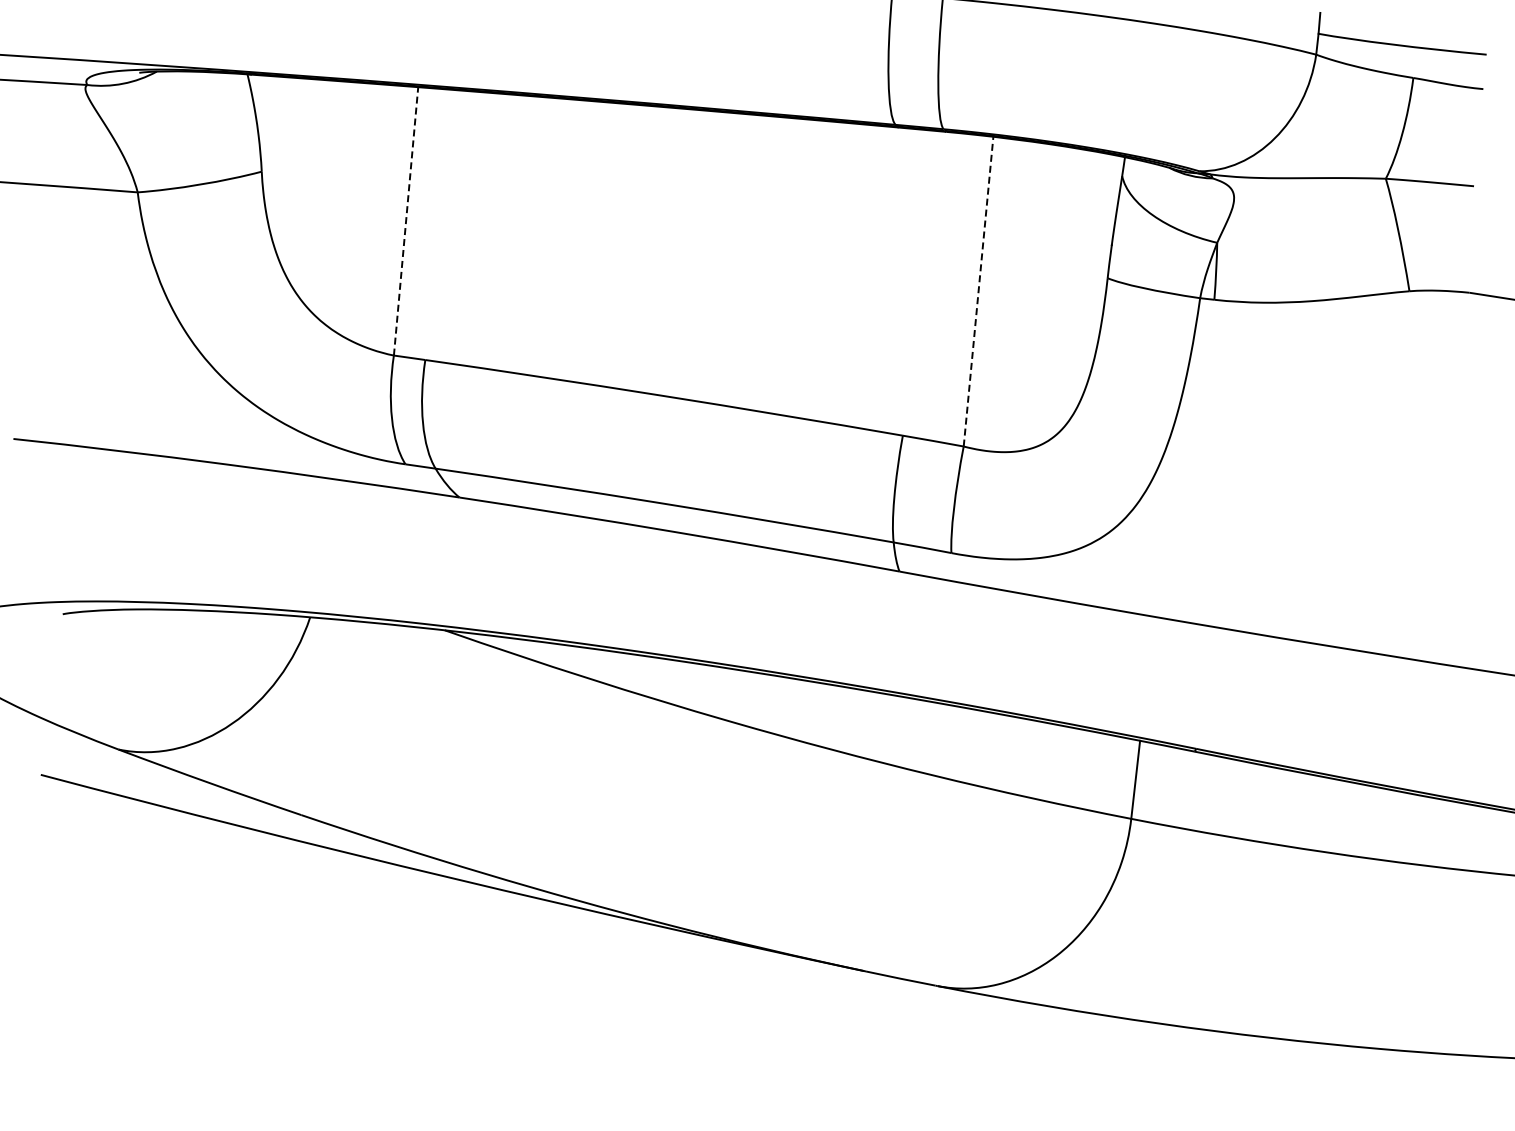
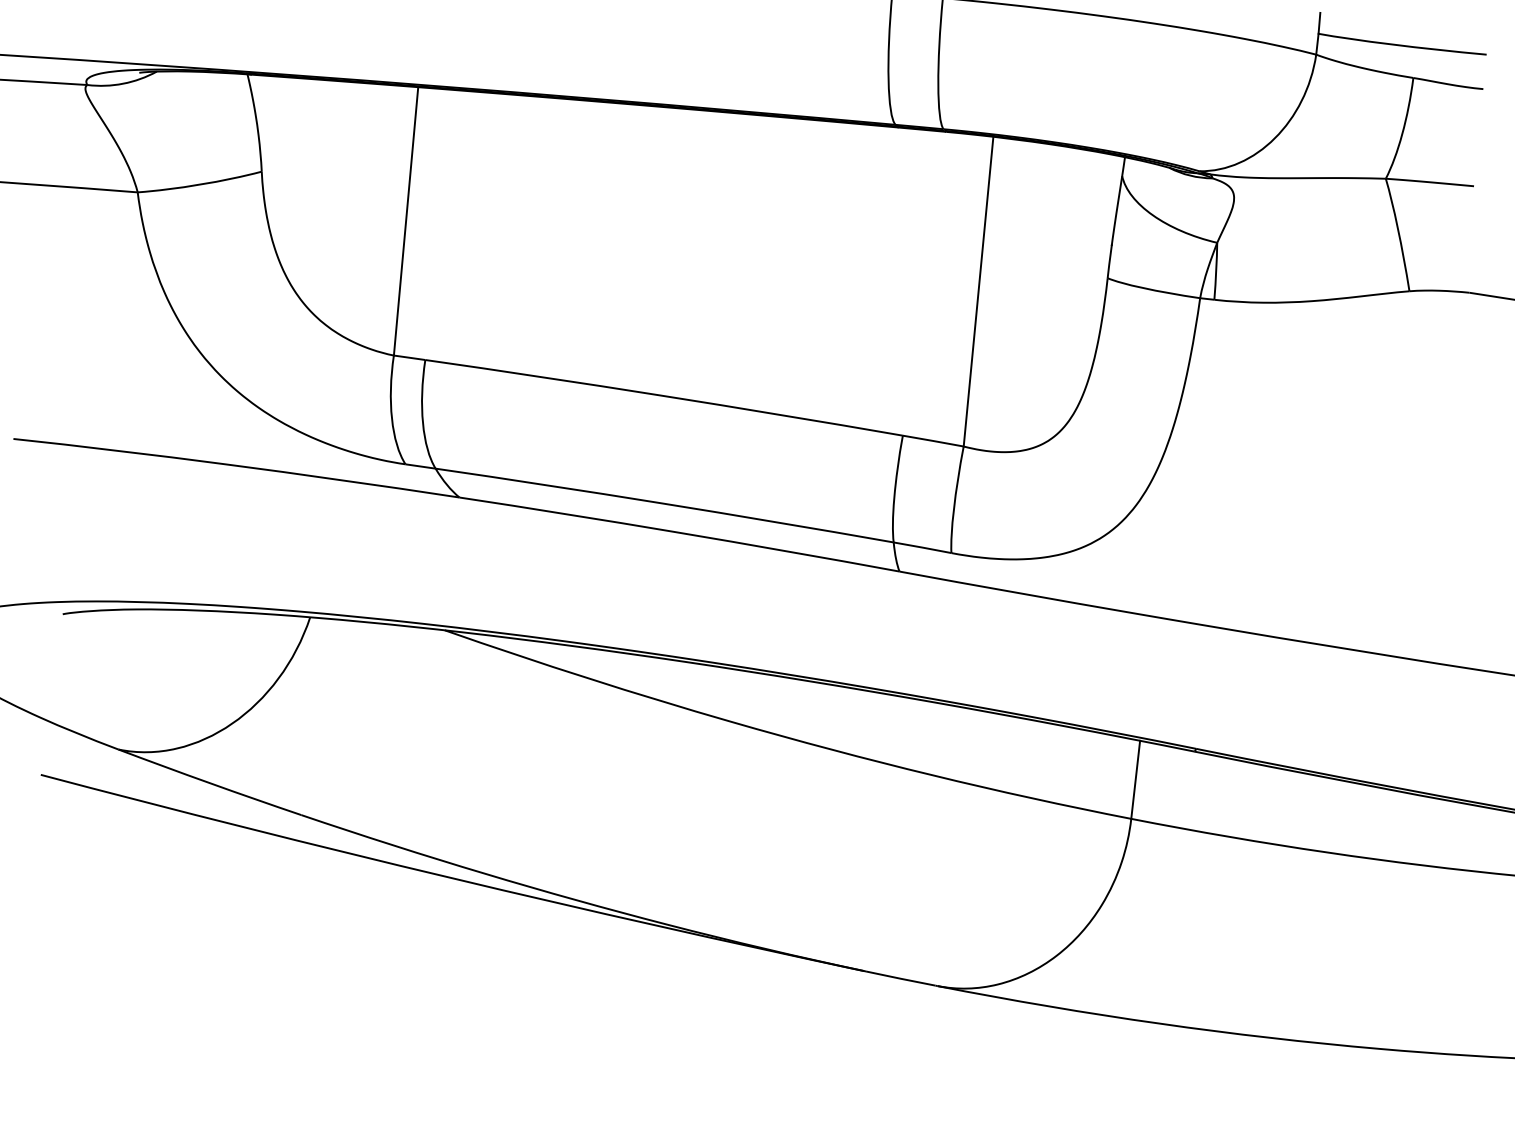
line: dashed -> solid (406, 221)
line: dashed -> solid (978, 291)
